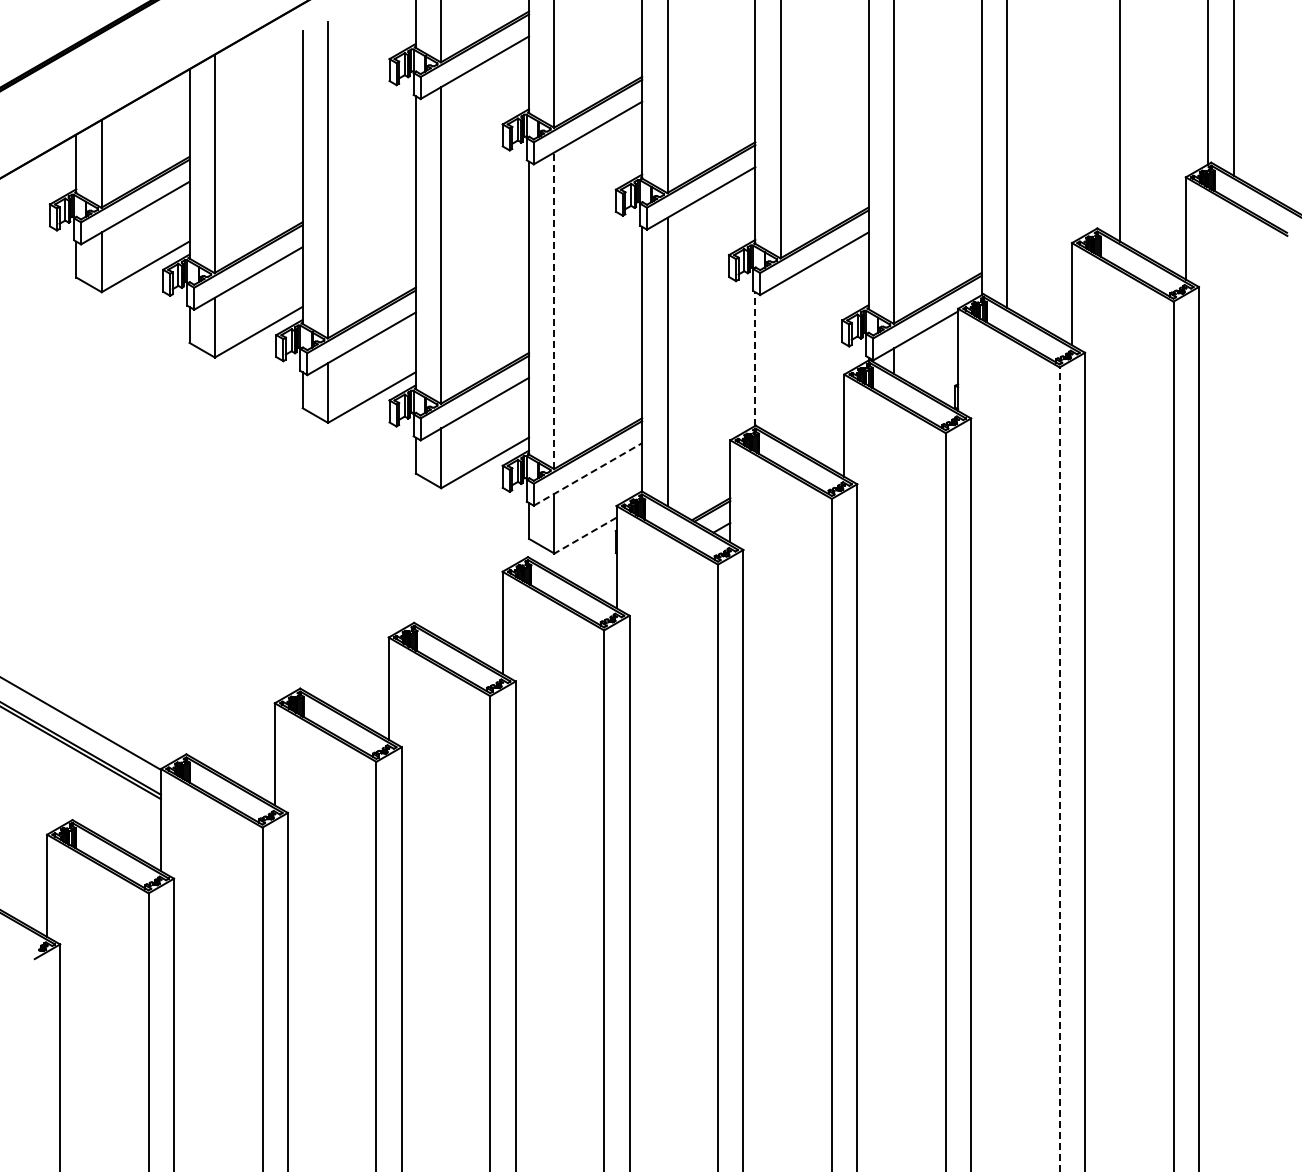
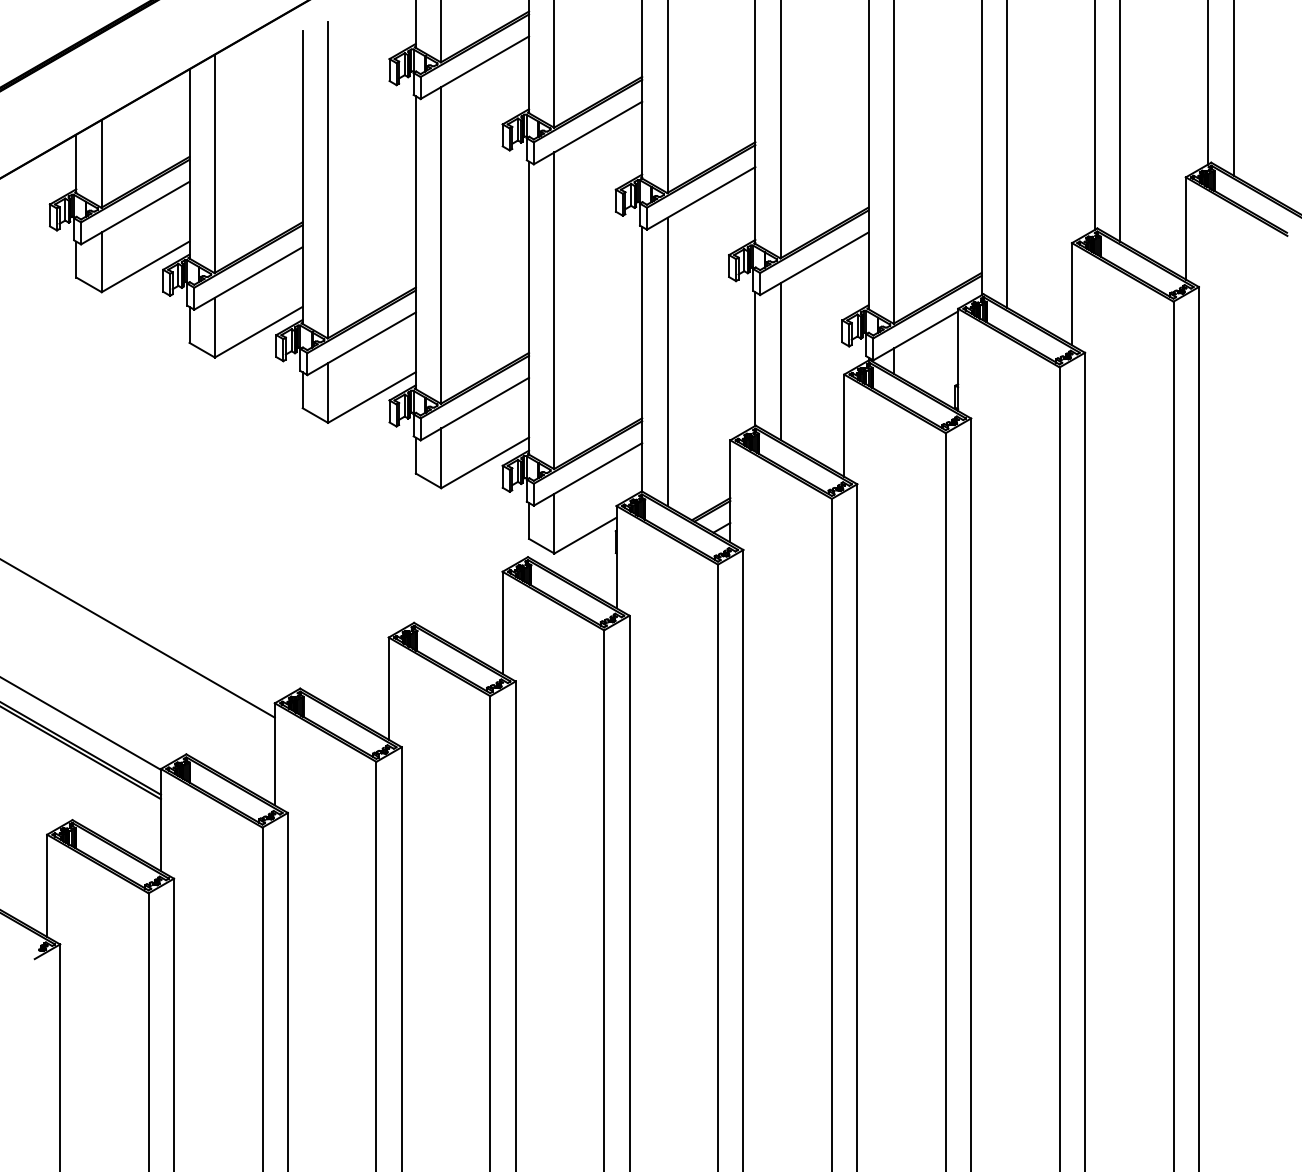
line: none -> present (1094, 115)
line: dashed -> solid (554, 310)
line: dashed -> solid (755, 359)
line: none -> present (780, 361)
line: dashed -> solid (588, 474)
line: dashed -> solid (585, 535)
line: none -> present (138, 638)
line: dashed -> solid (1059, 769)
